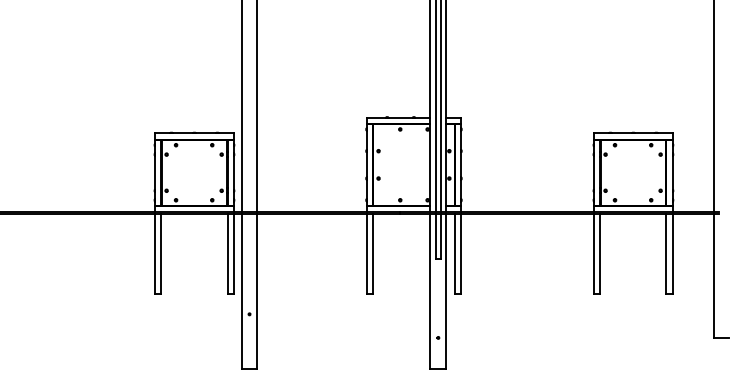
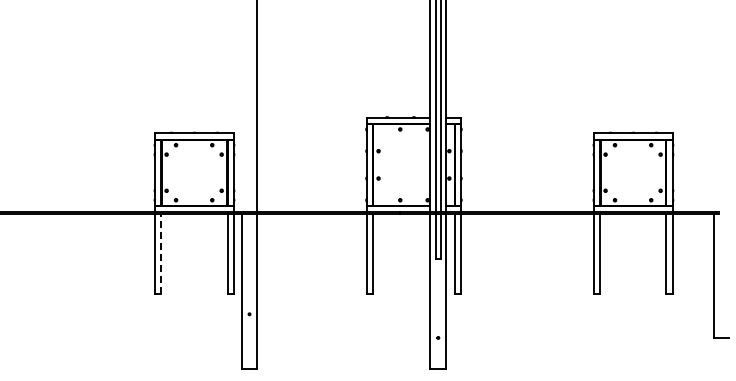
line: present -> none (241, 107)
line: present -> none (713, 107)
line: solid -> dashed (161, 253)
